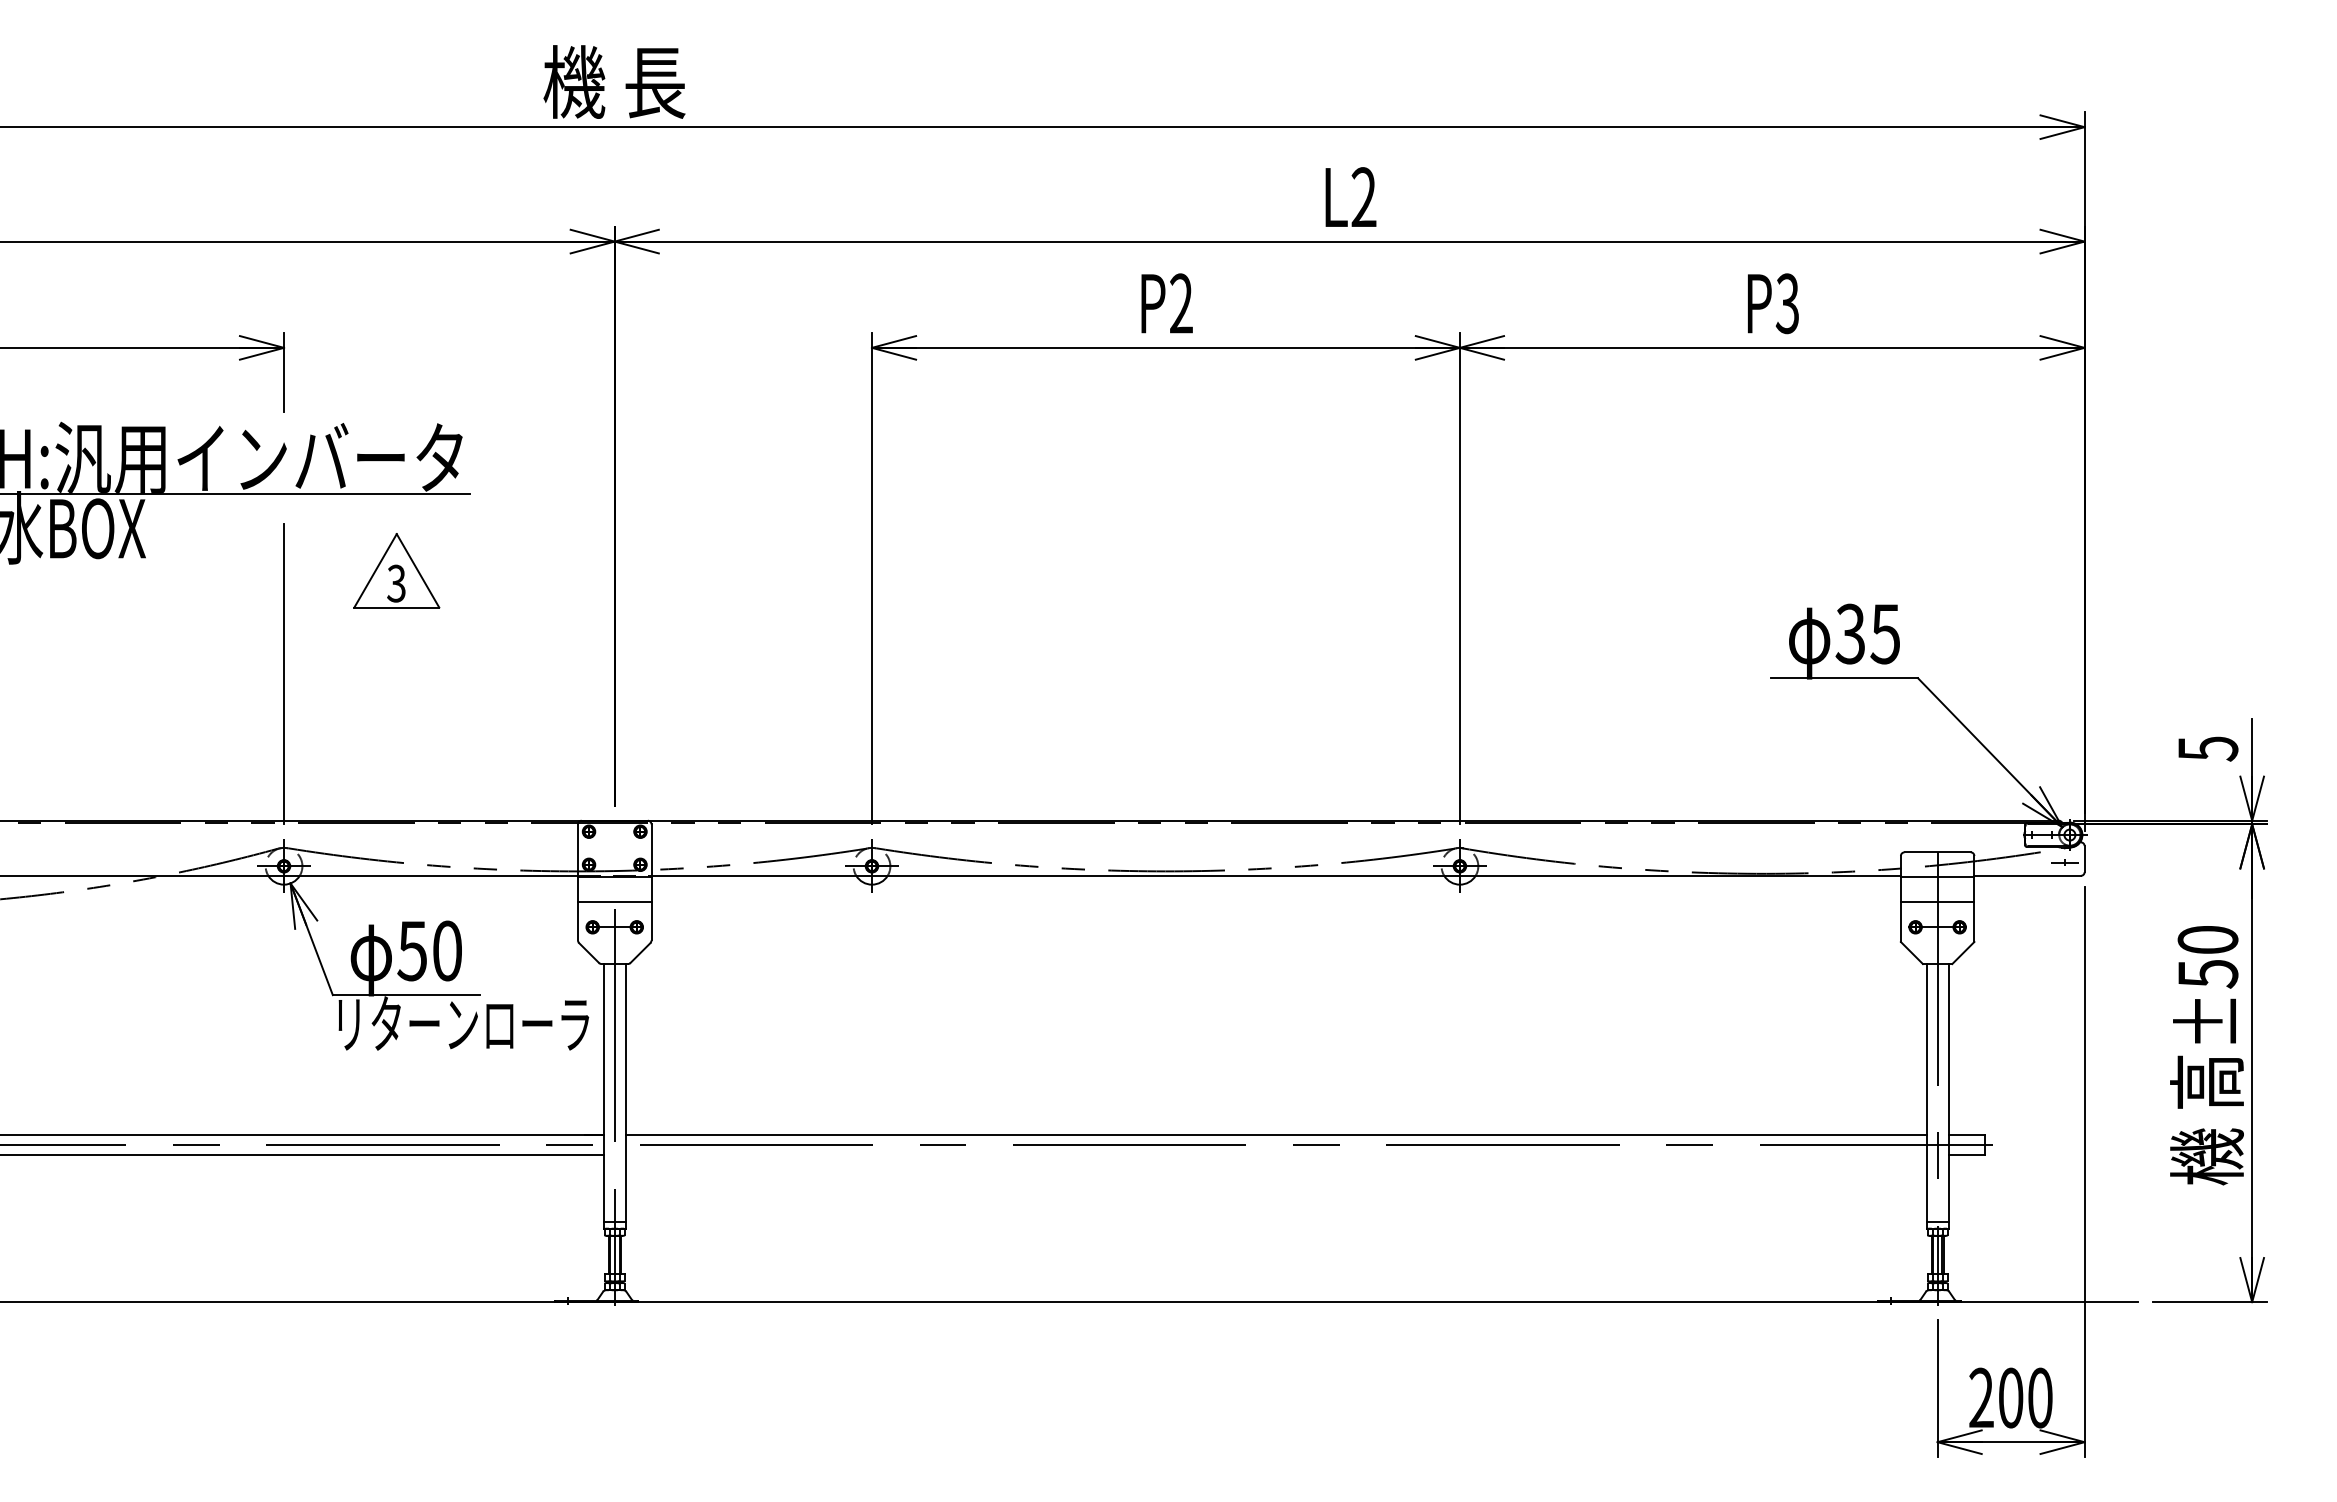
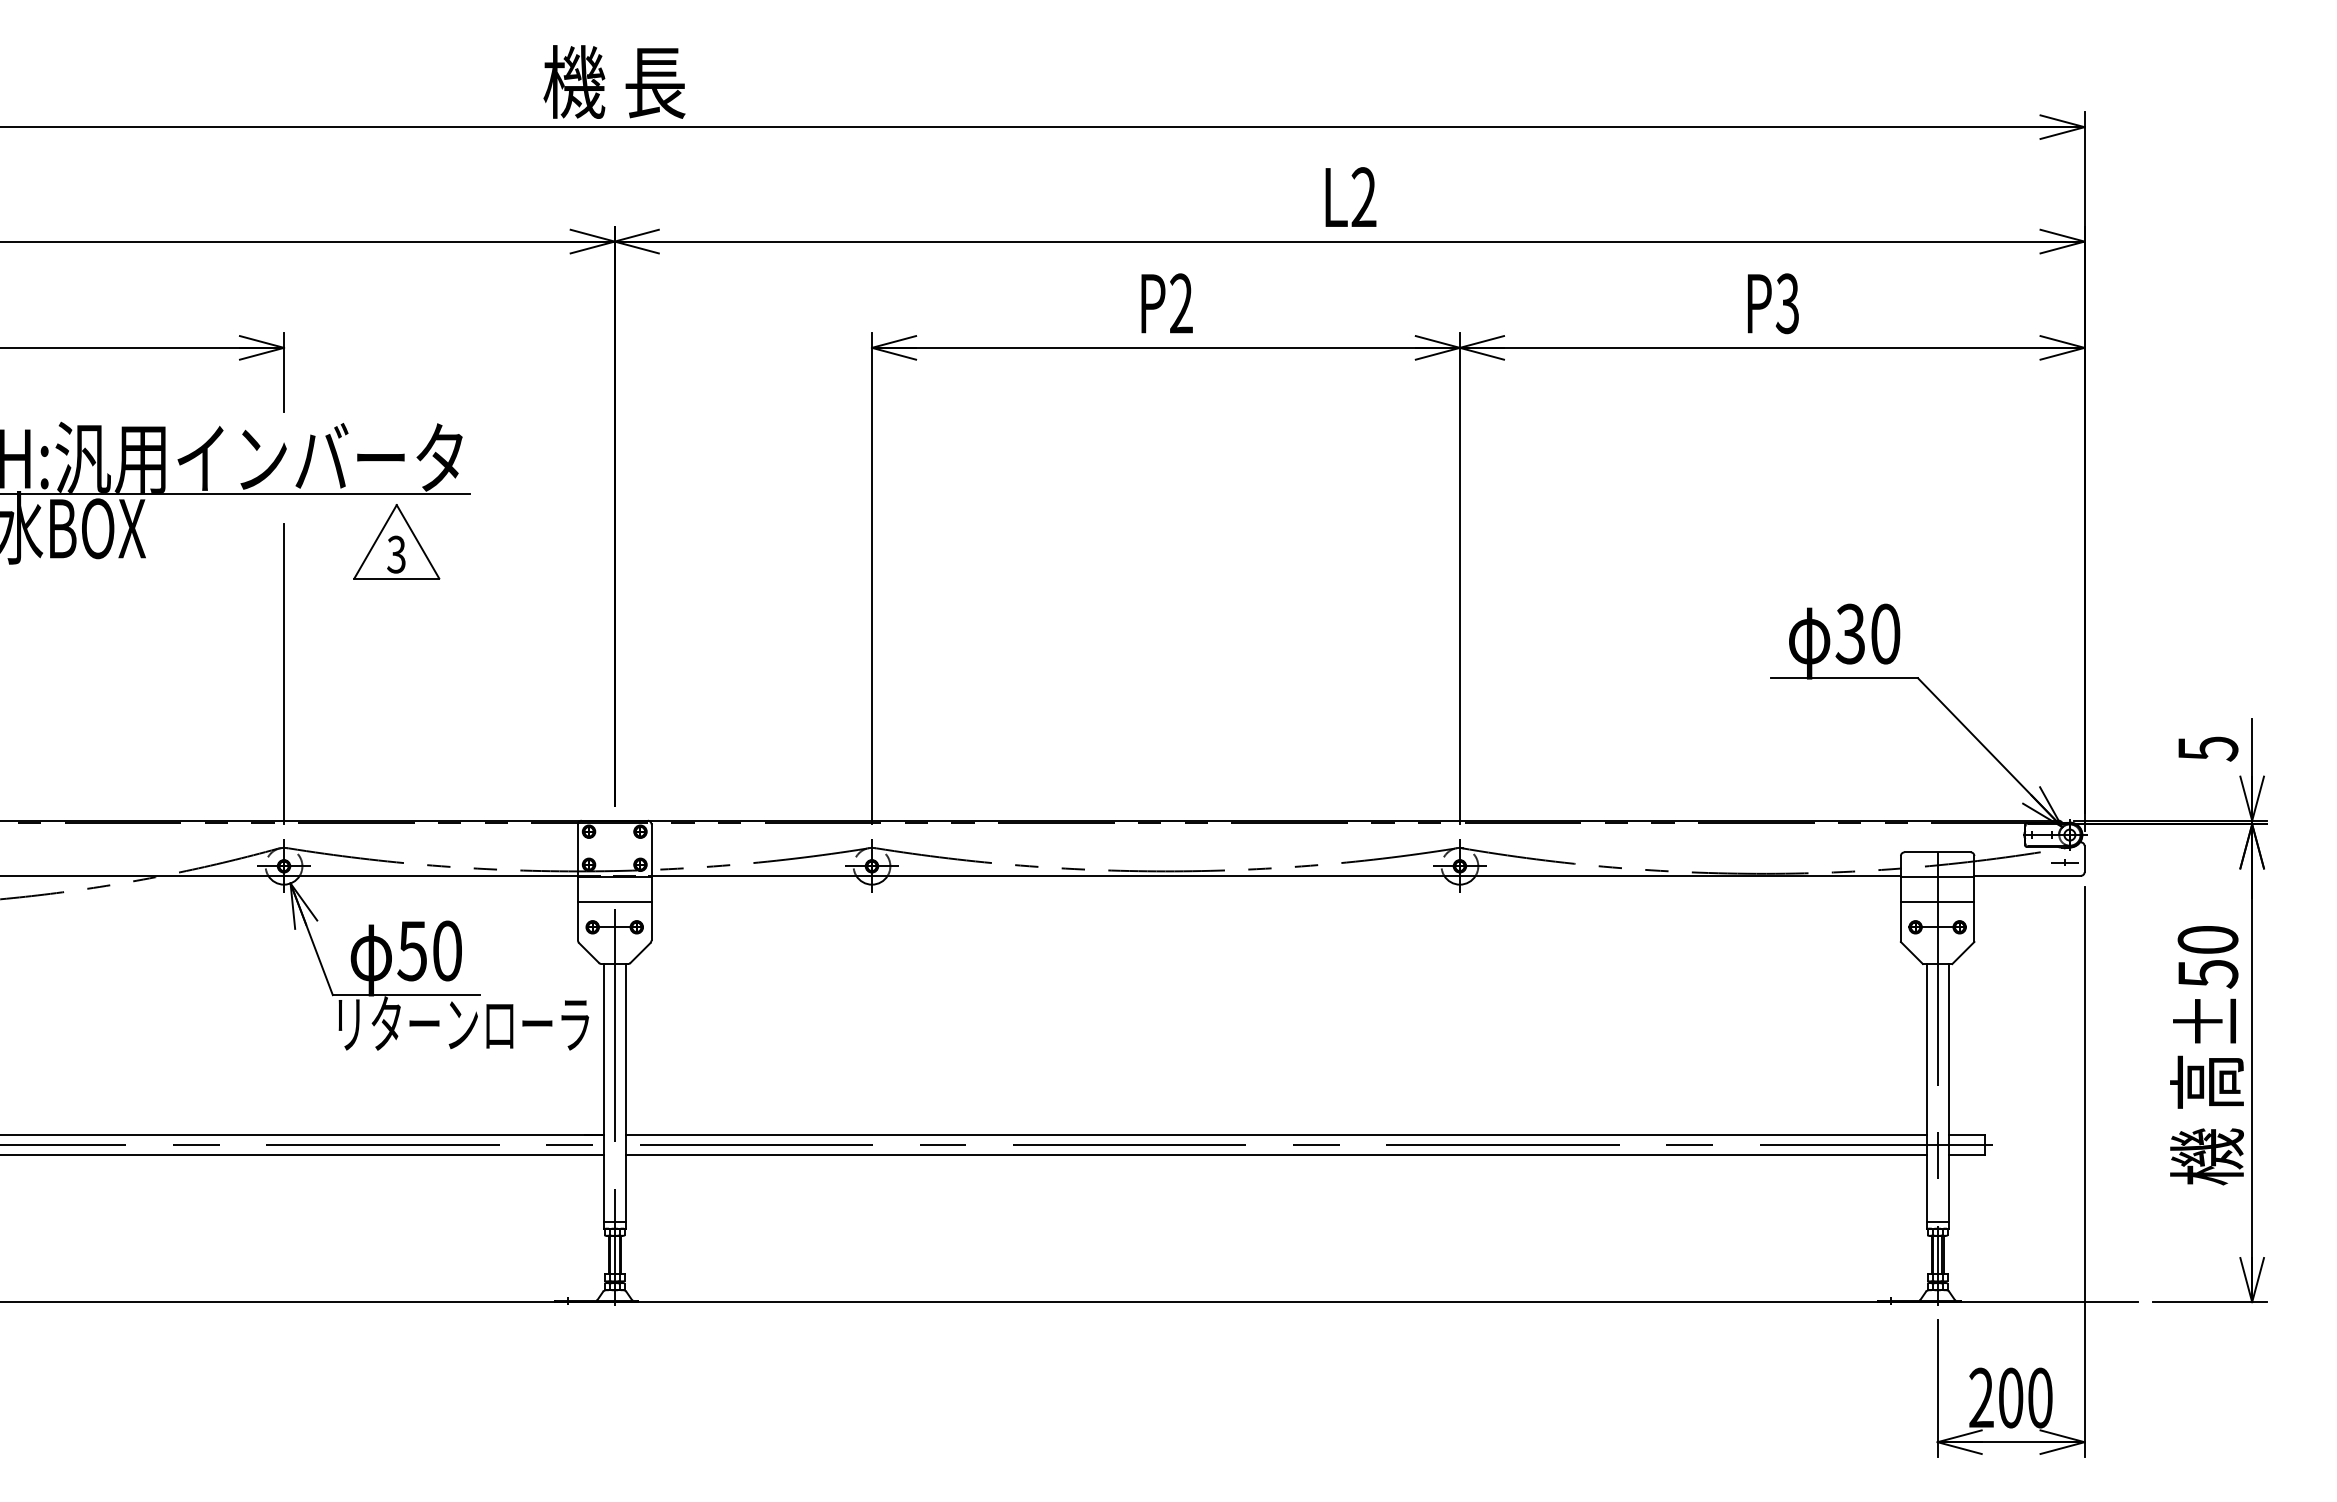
part position: (396, 570) -> (396, 541) (396, 541)
text: 35 -> 30 (1885, 633)
line: none -> present (1275, 1155)
